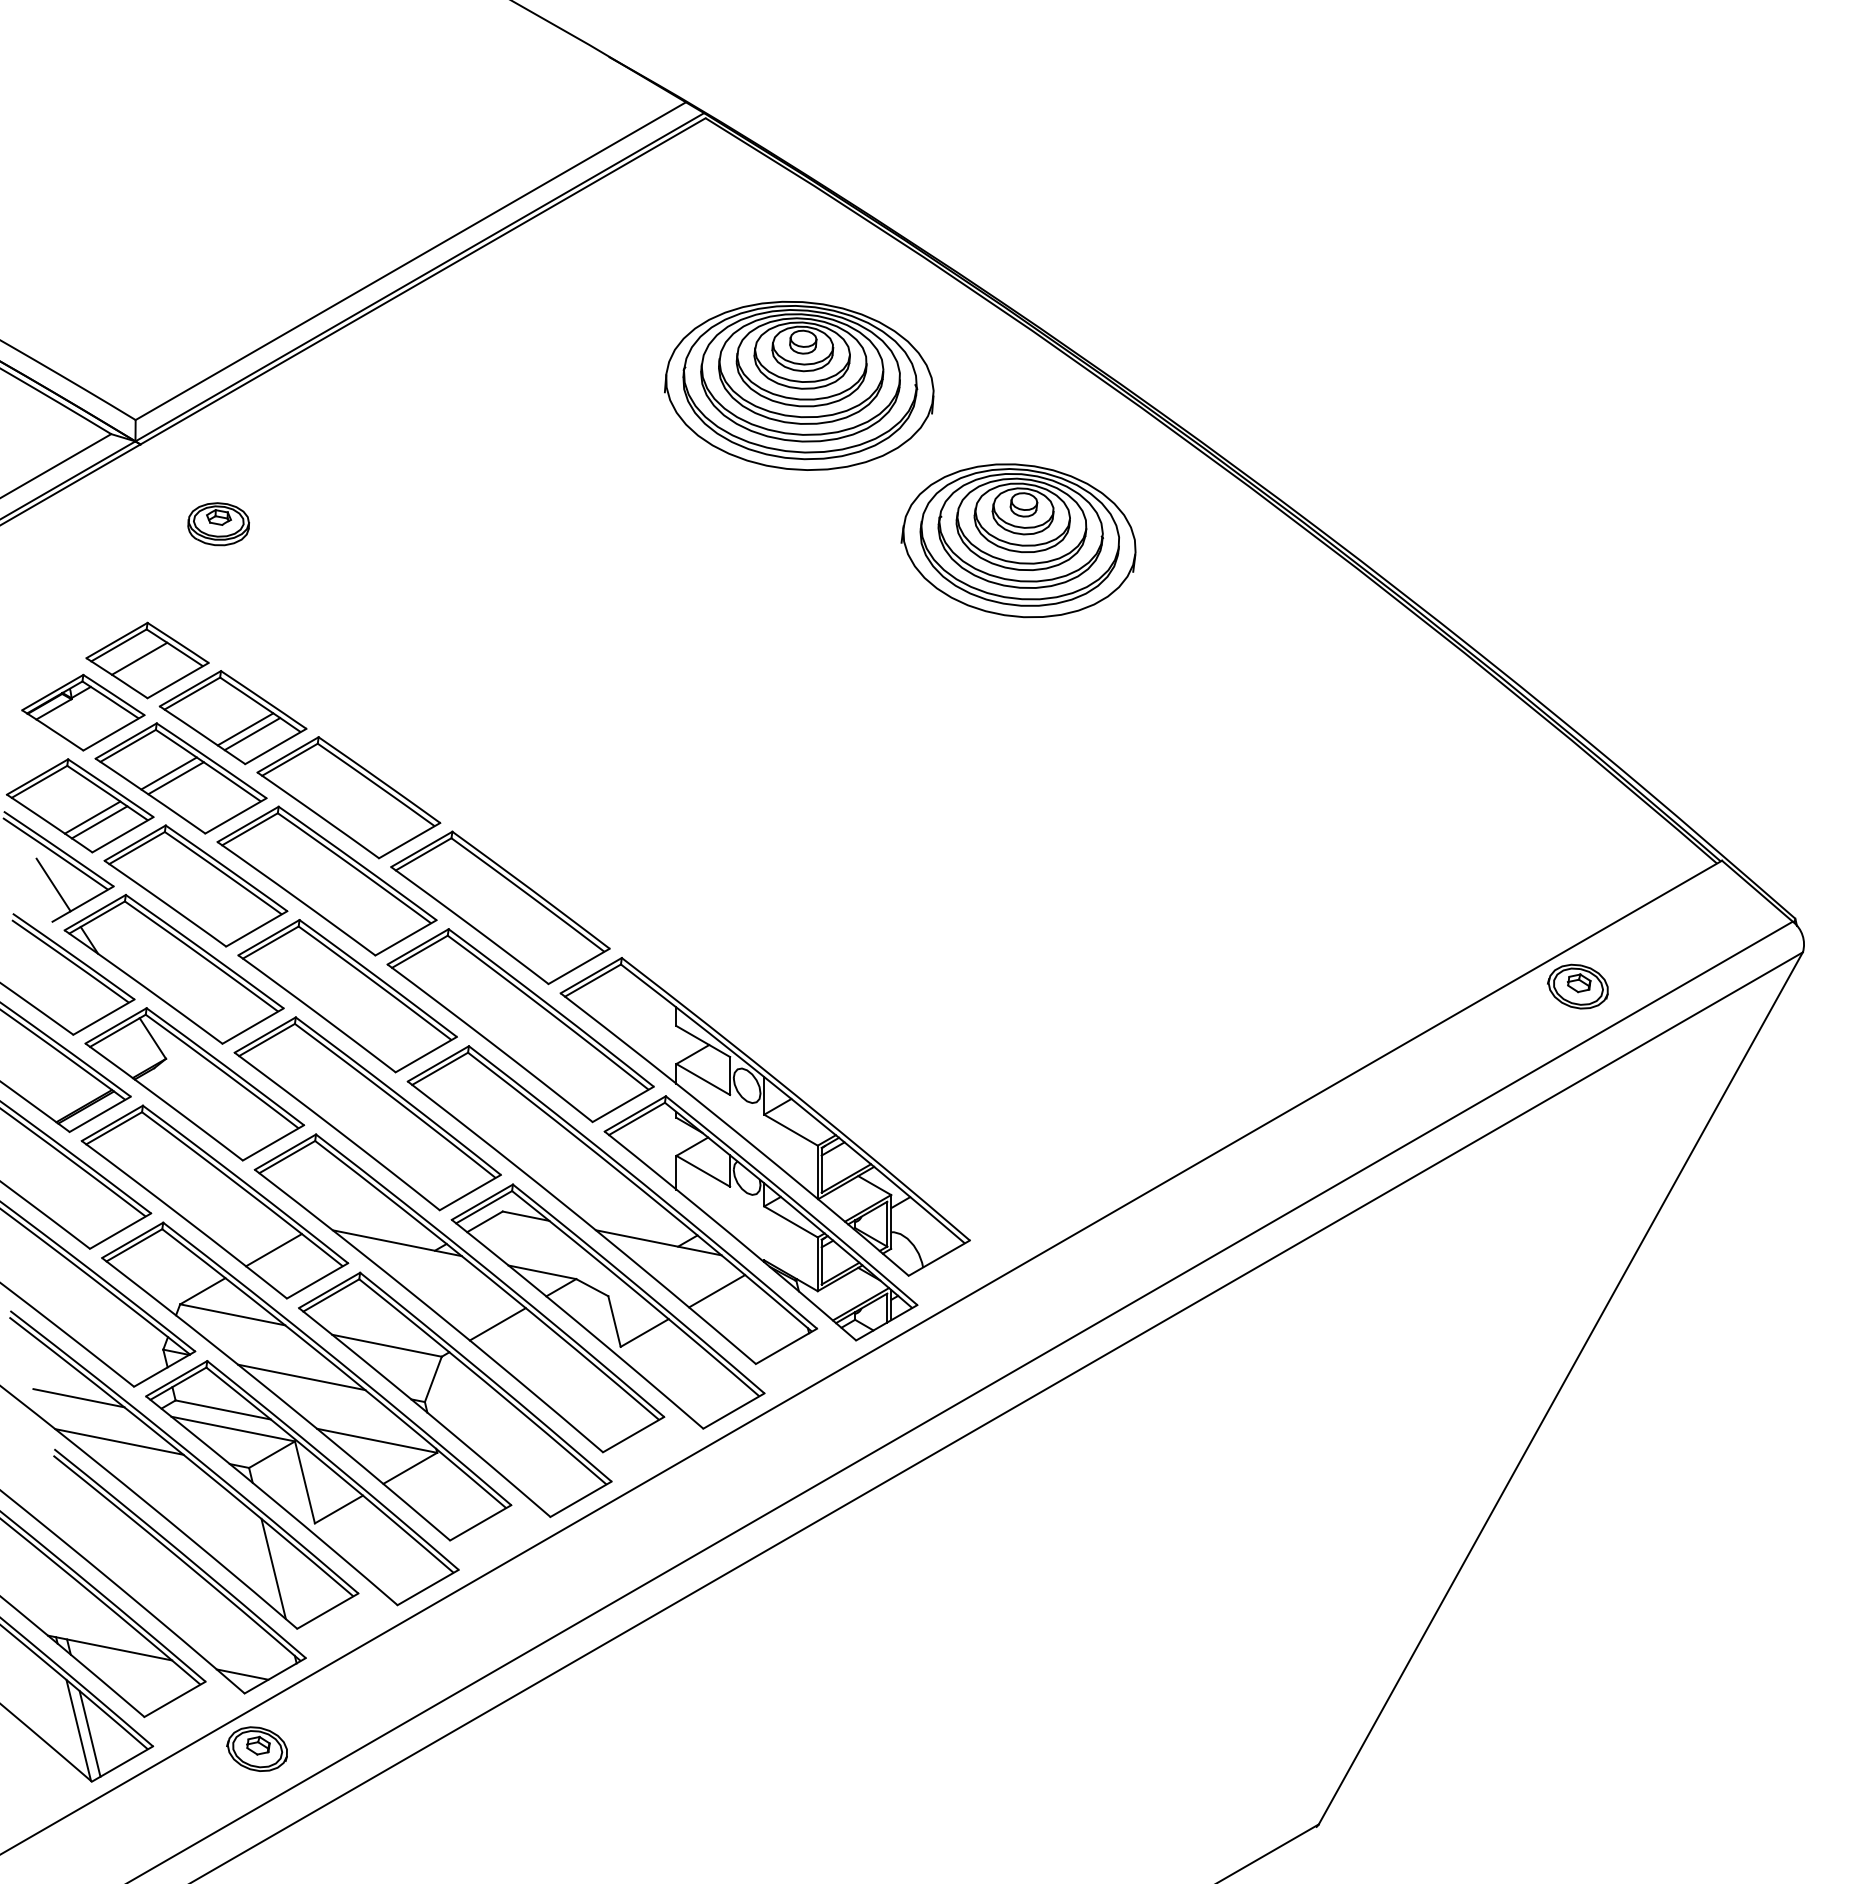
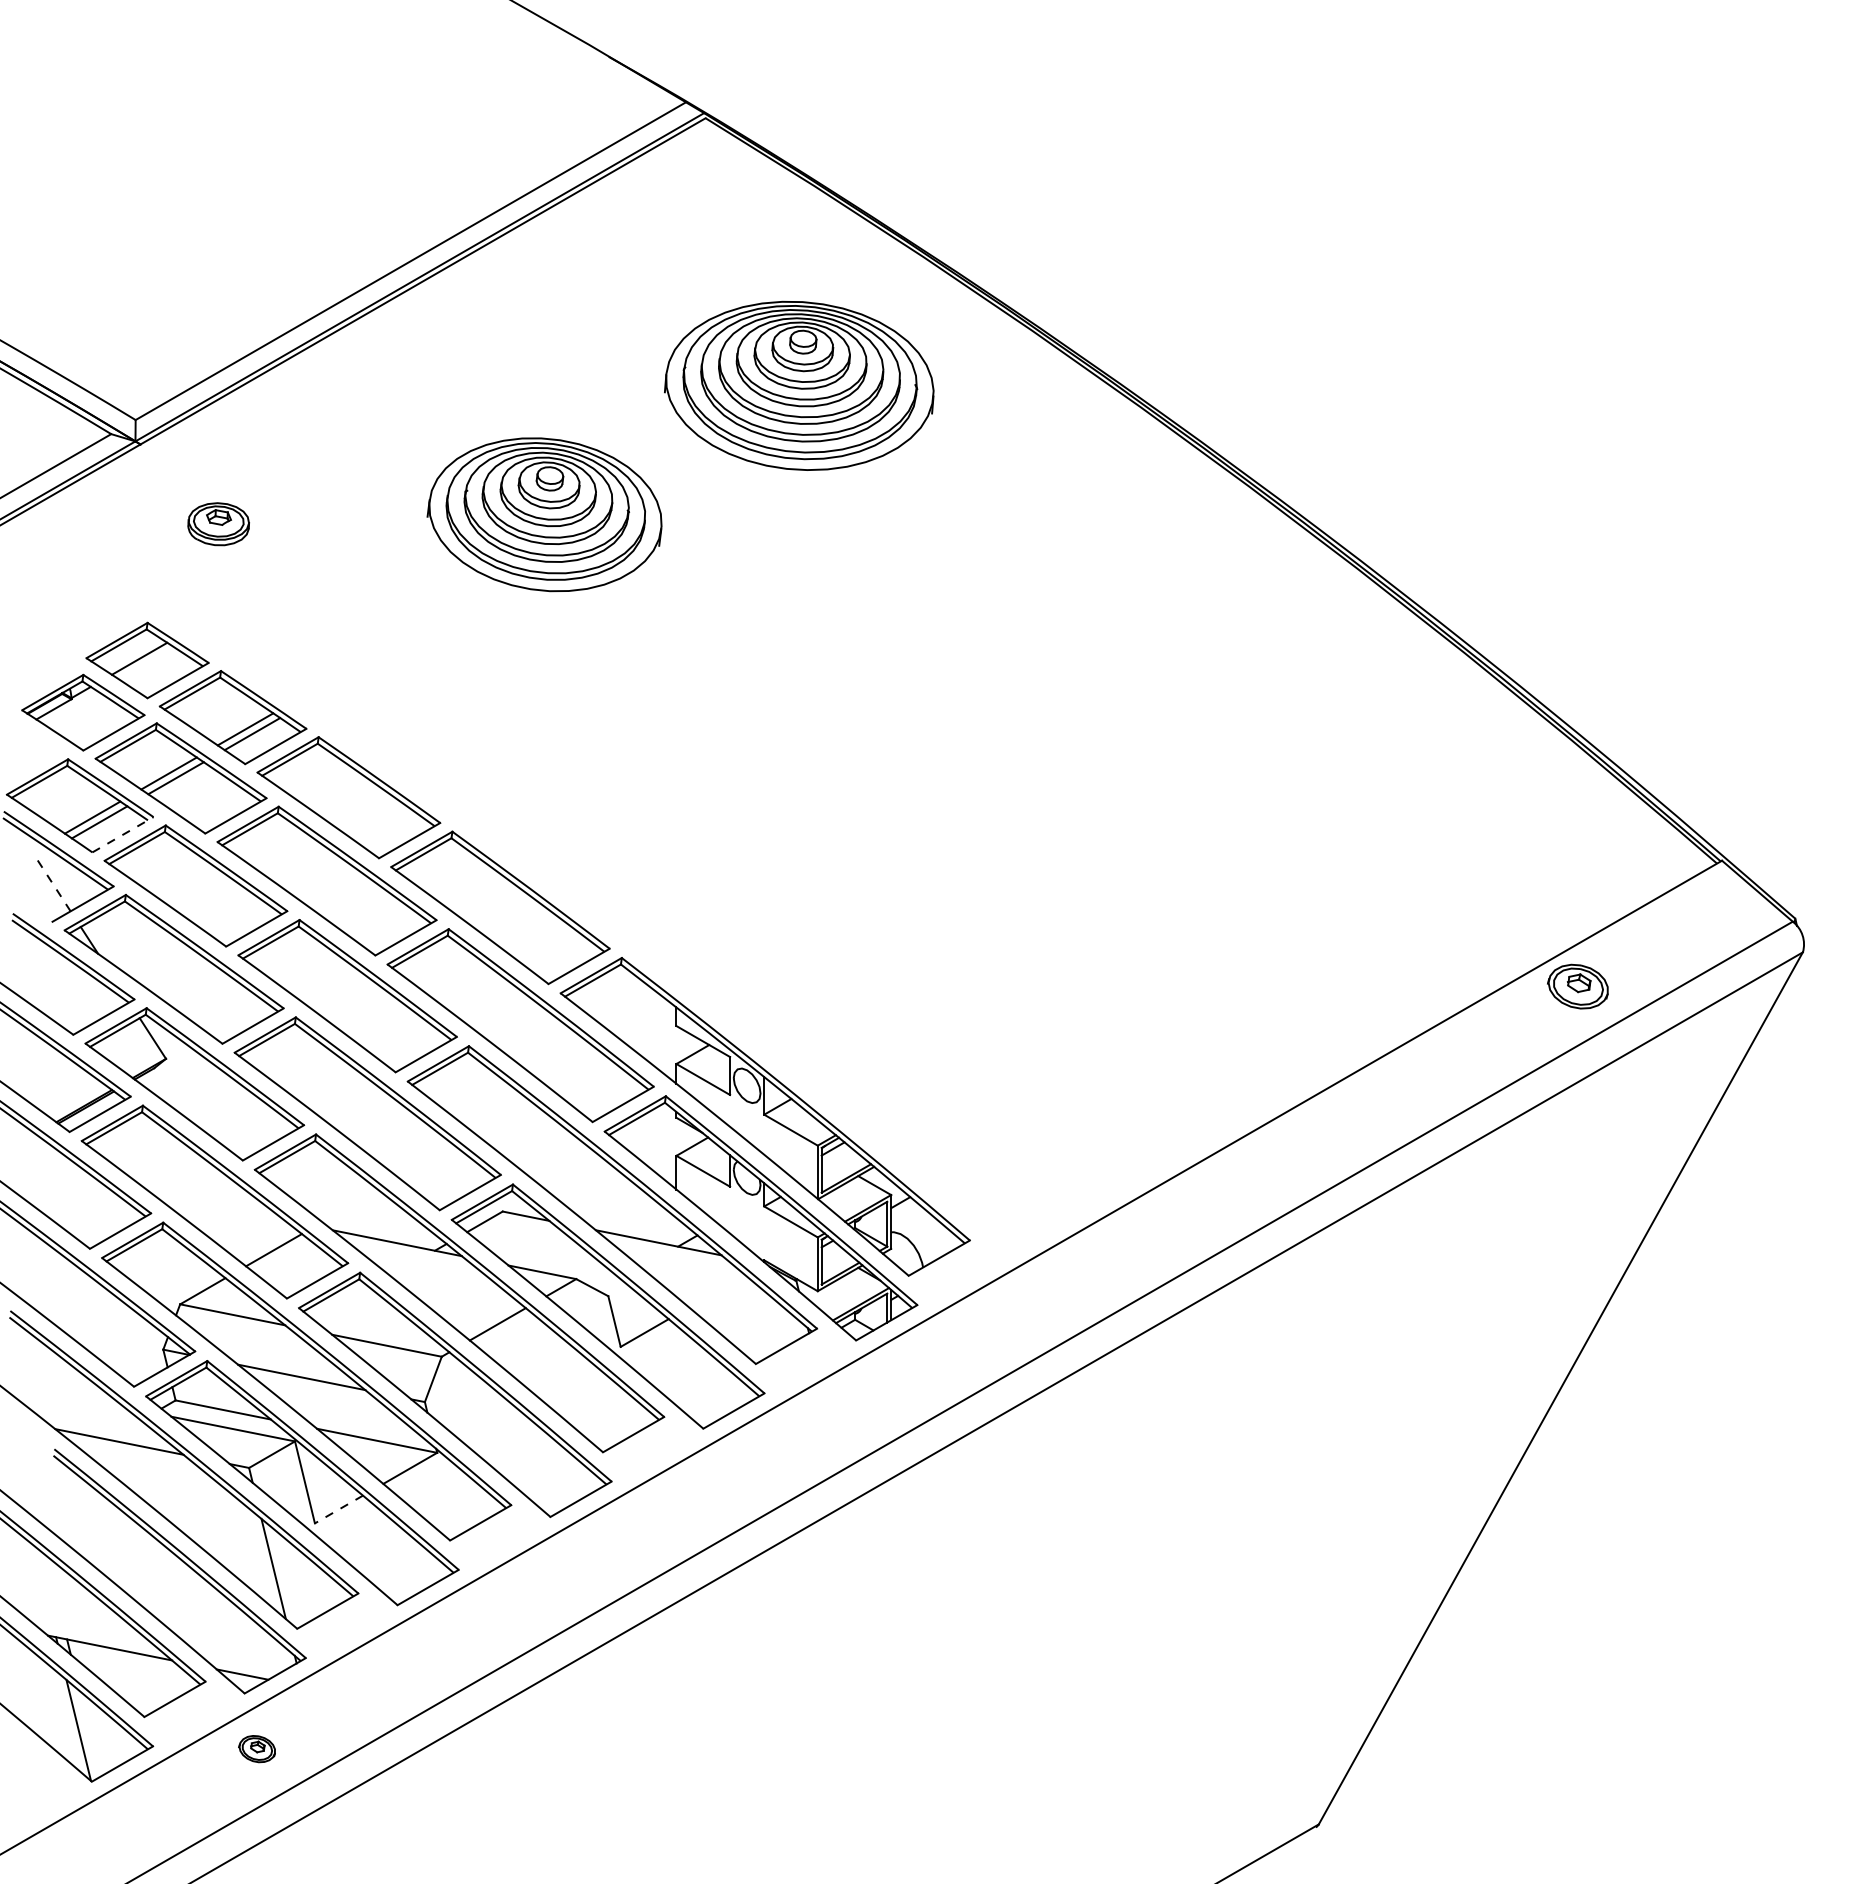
part position: (1018, 540) -> (544, 514) (544, 514)
line: solid -> dashed (123, 834)
line: solid -> dashed (53, 884)
line: present -> none (717, 1291)
line: present -> none (78, 1398)
line: solid -> dashed (338, 1509)
line: present -> none (89, 1733)
part size: 62x46 px -> 38x29 px (256, 1749)
